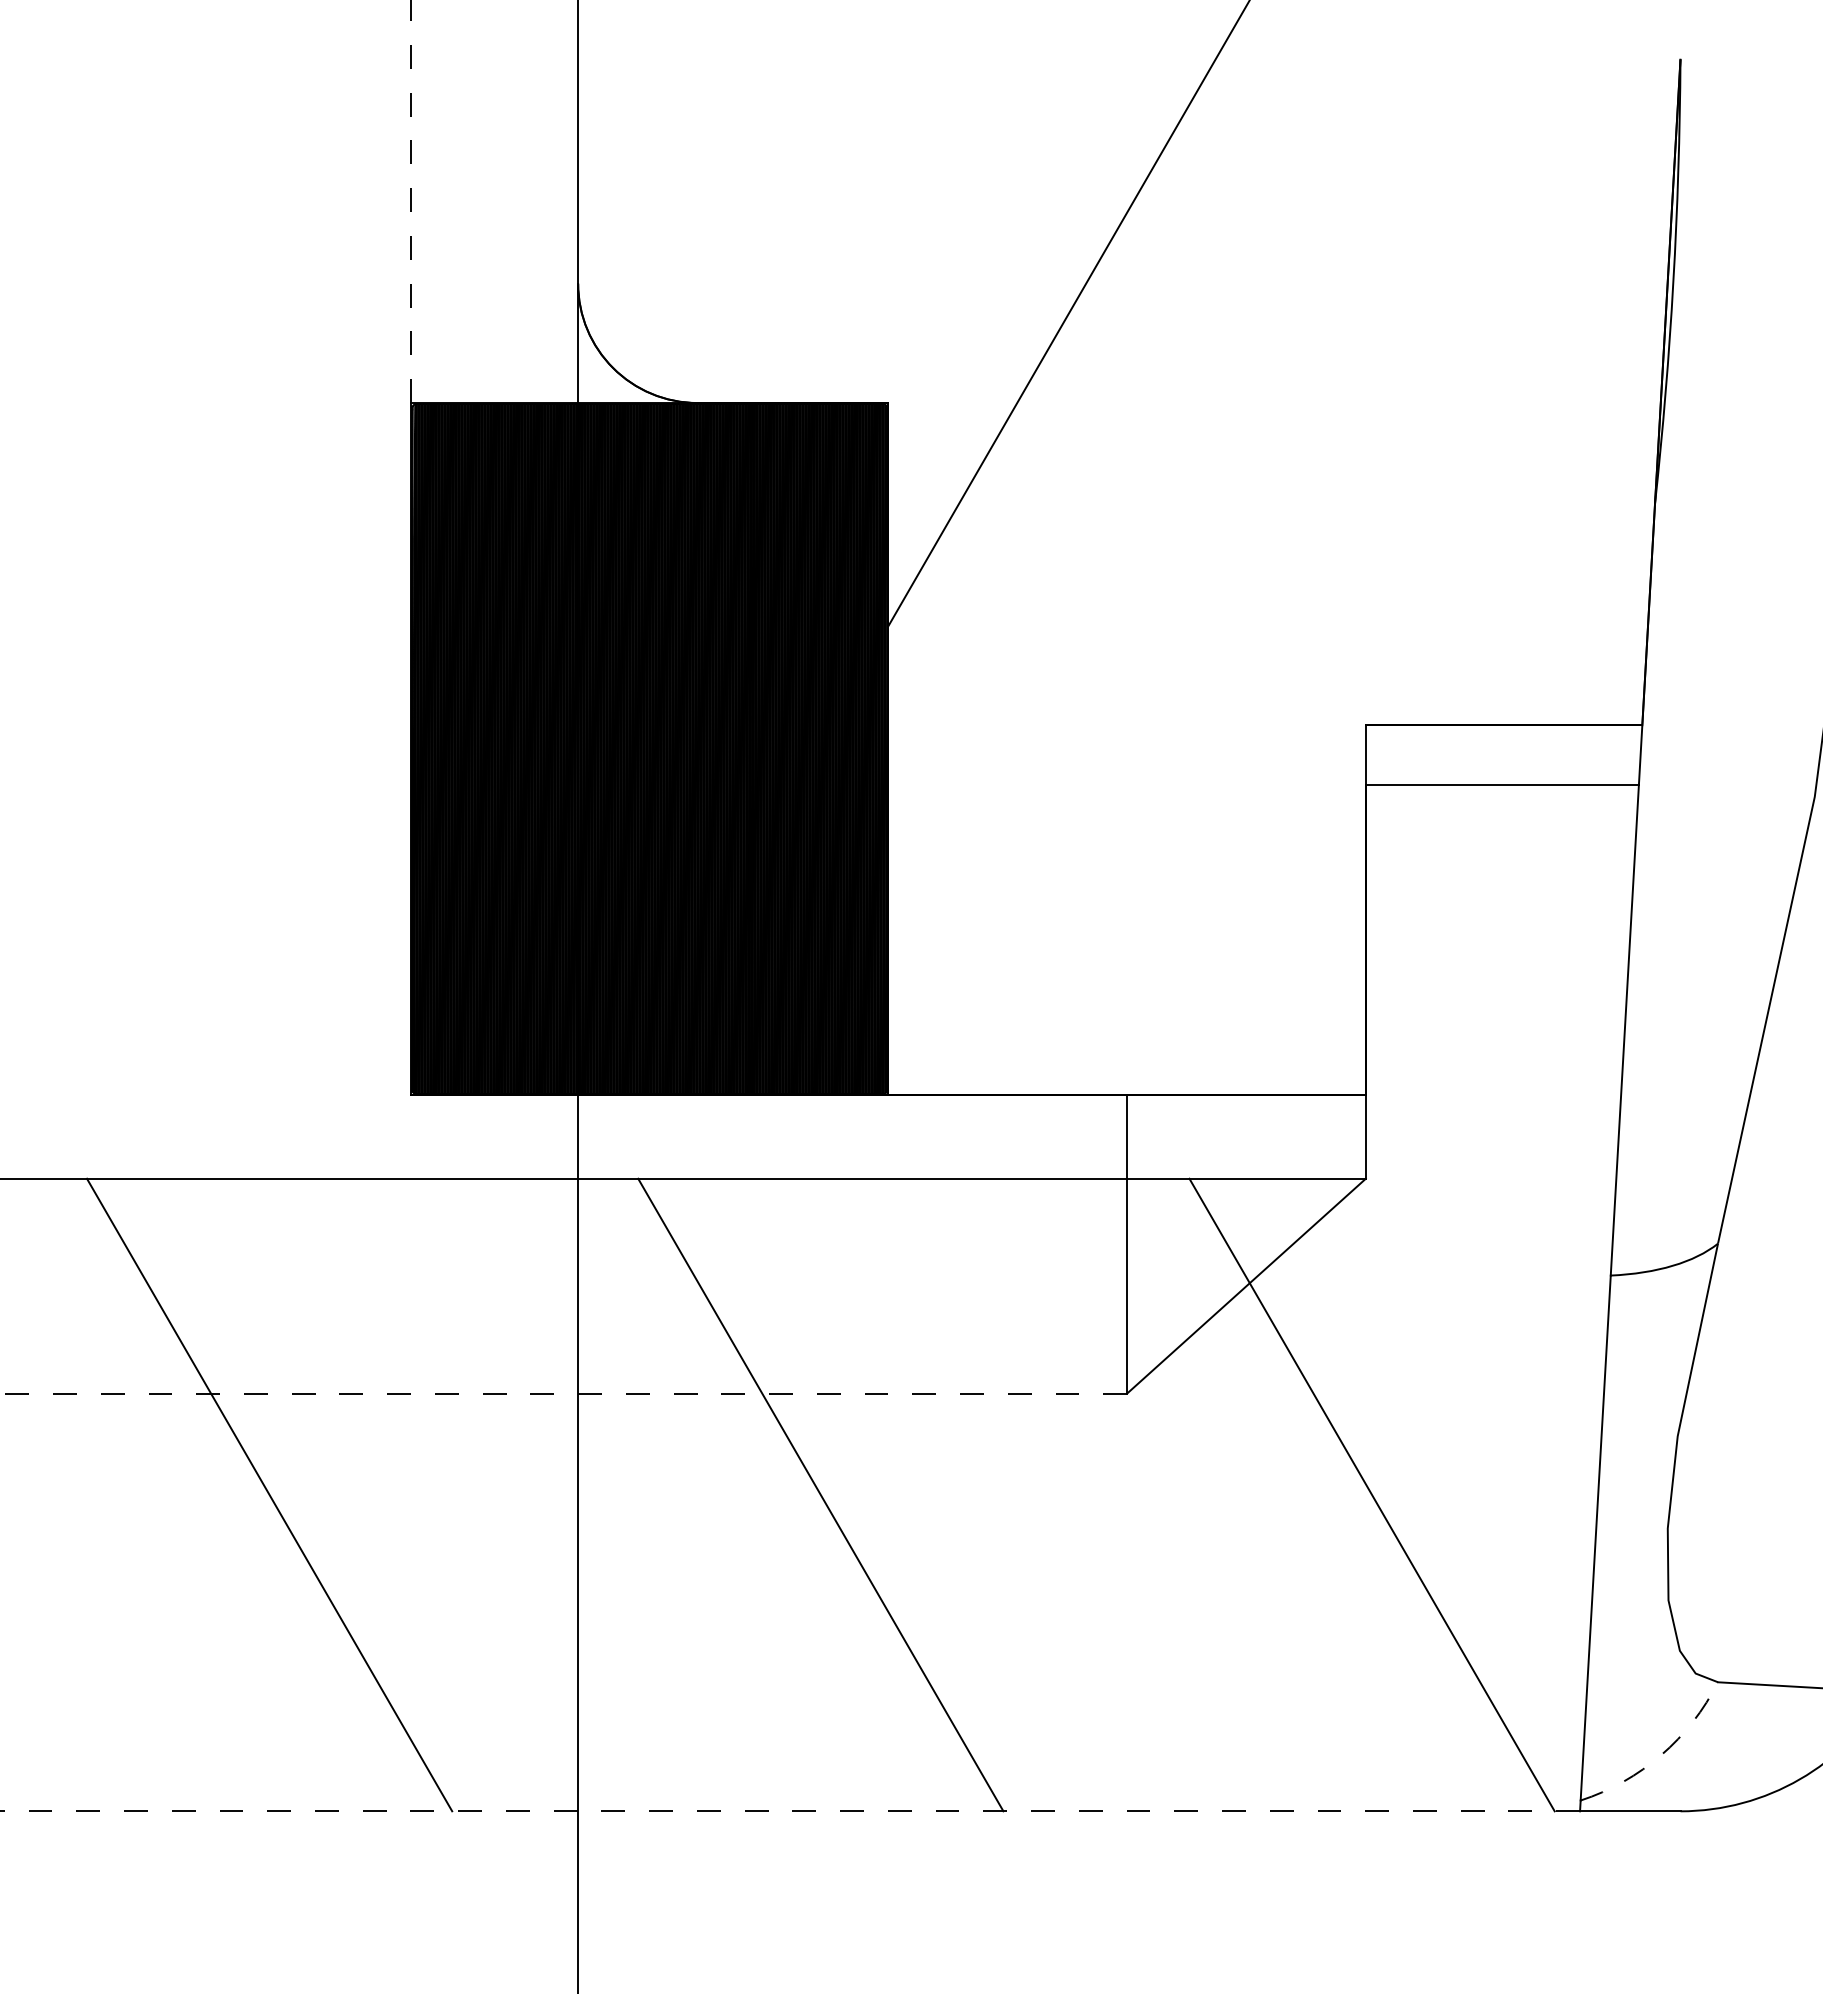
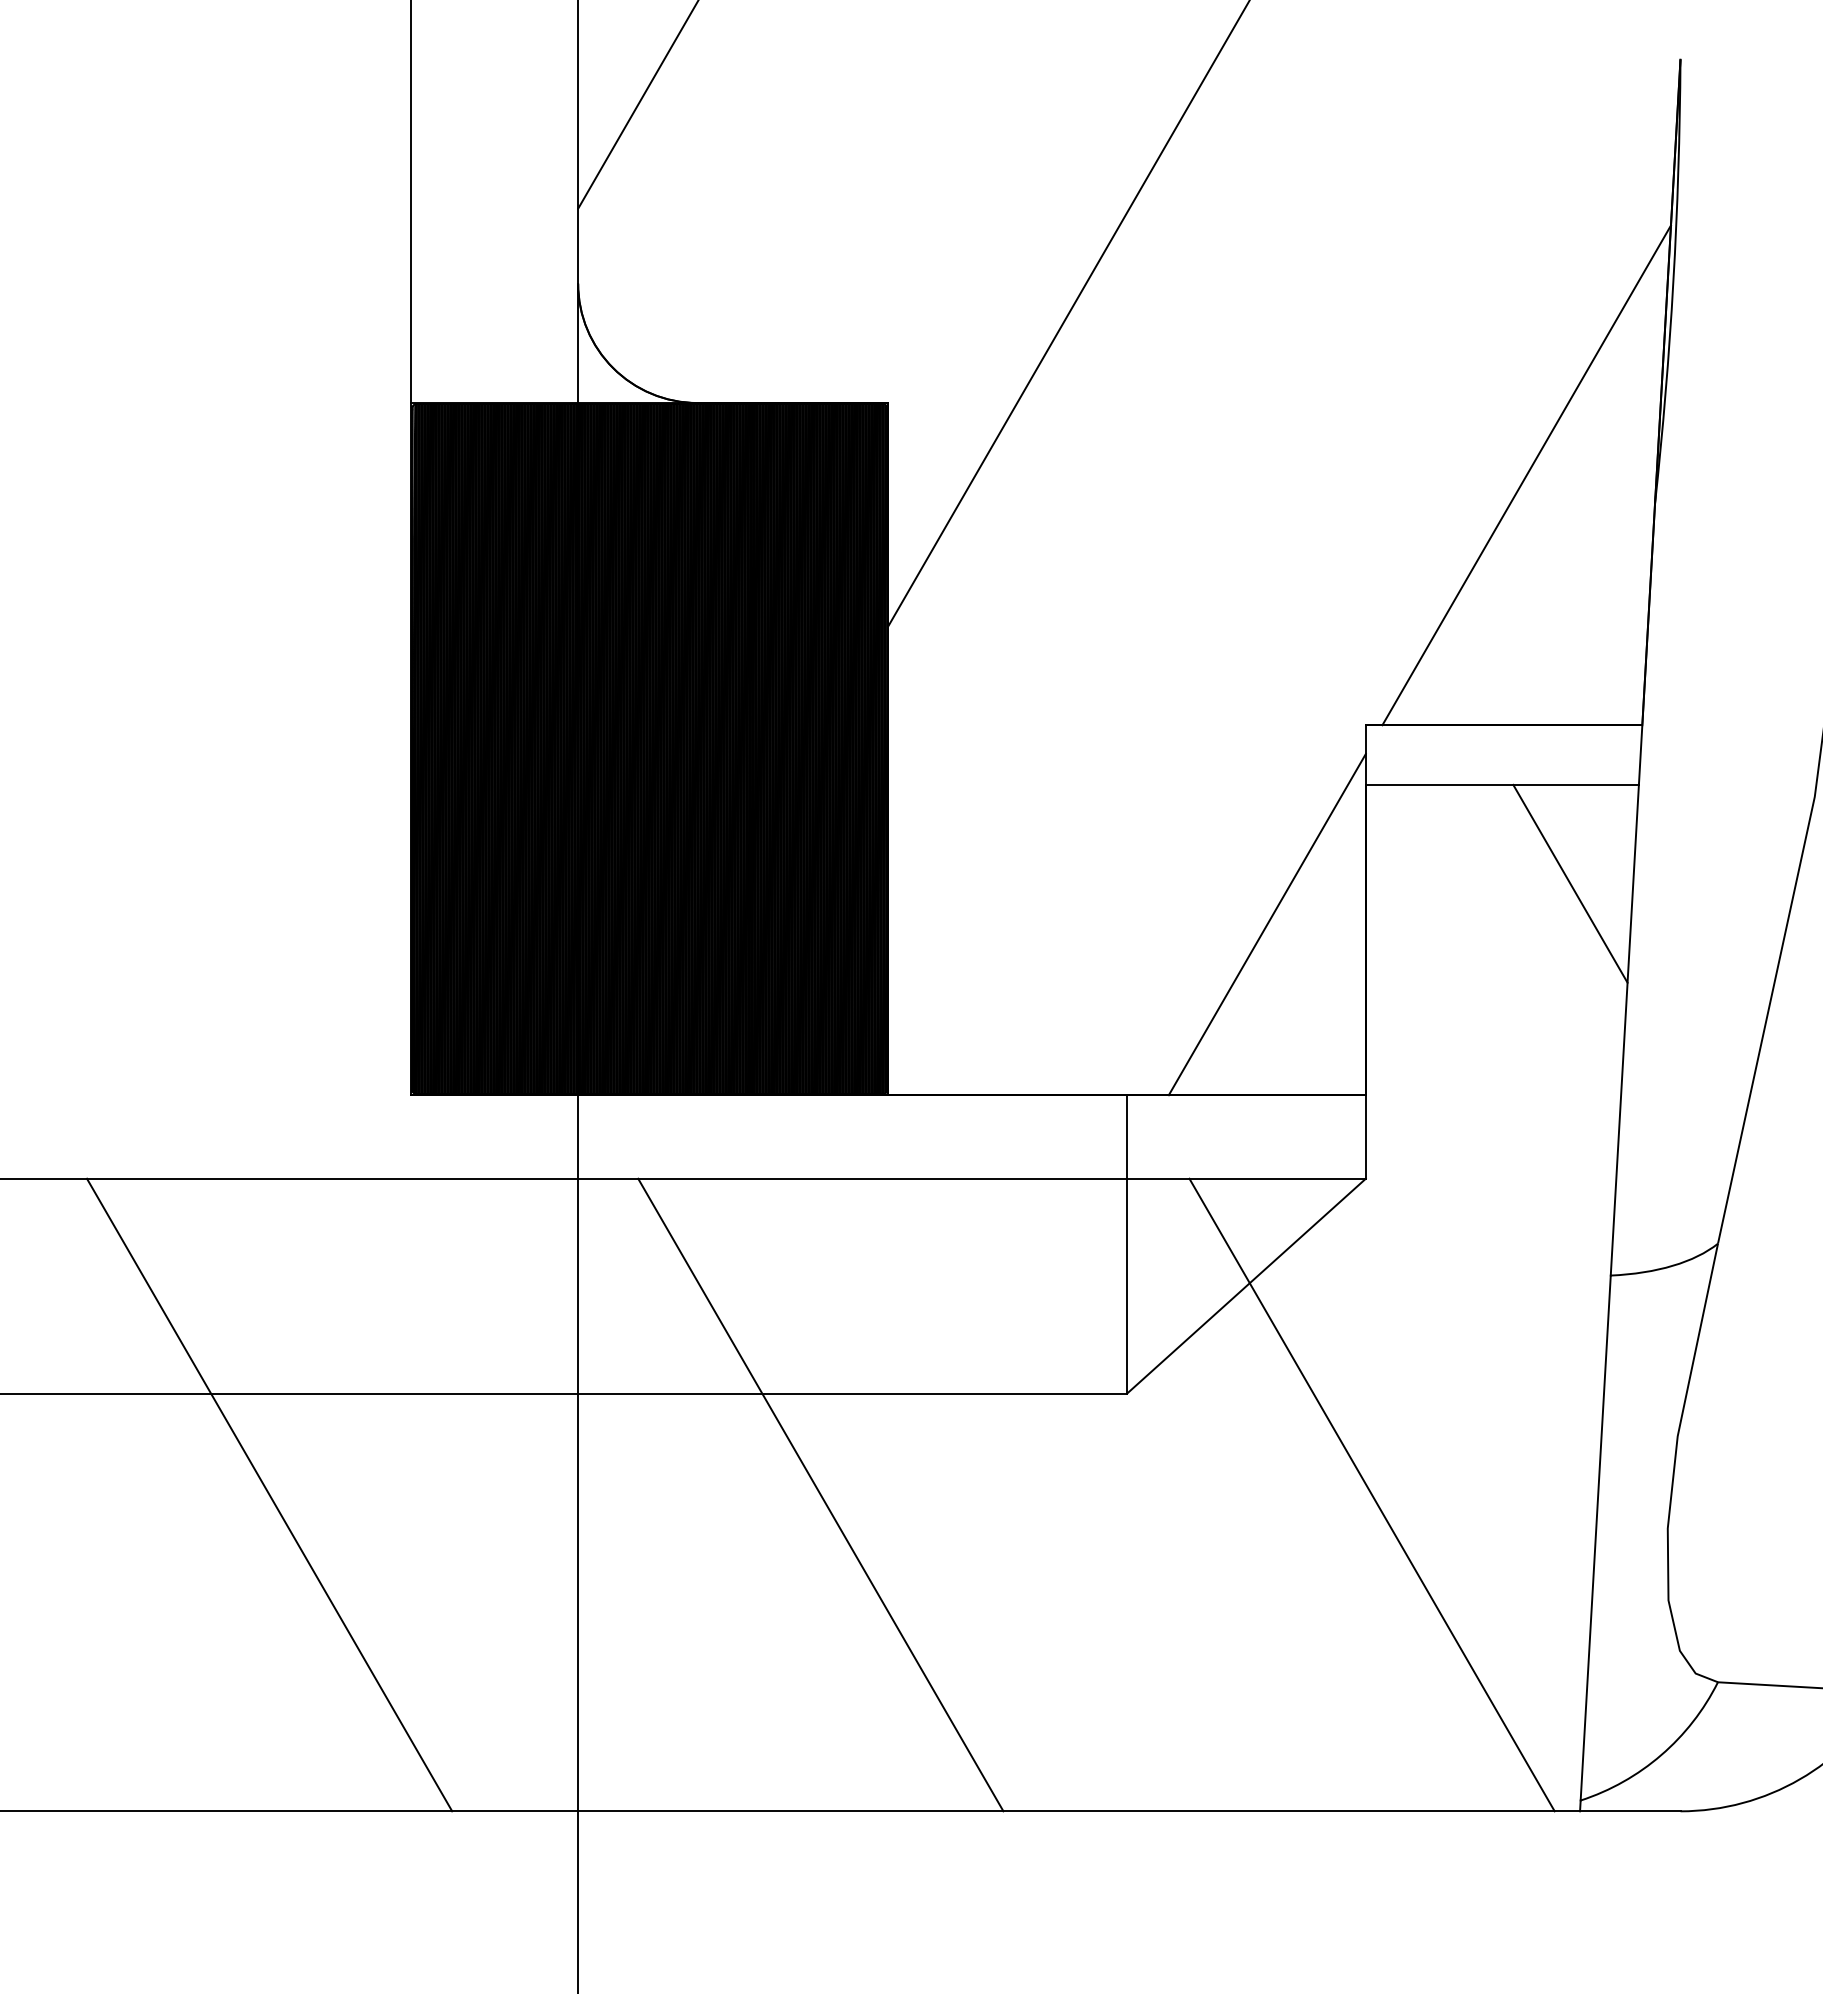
line: none -> present (637, 105)
line: dashed -> solid (411, 201)
line: none -> present (1526, 475)
line: none -> present (1570, 883)
line: none -> present (1266, 924)
line: dashed -> solid (563, 1393)
arc: dashed -> solid (1661, 1755)
line: dashed -> solid (790, 1811)
